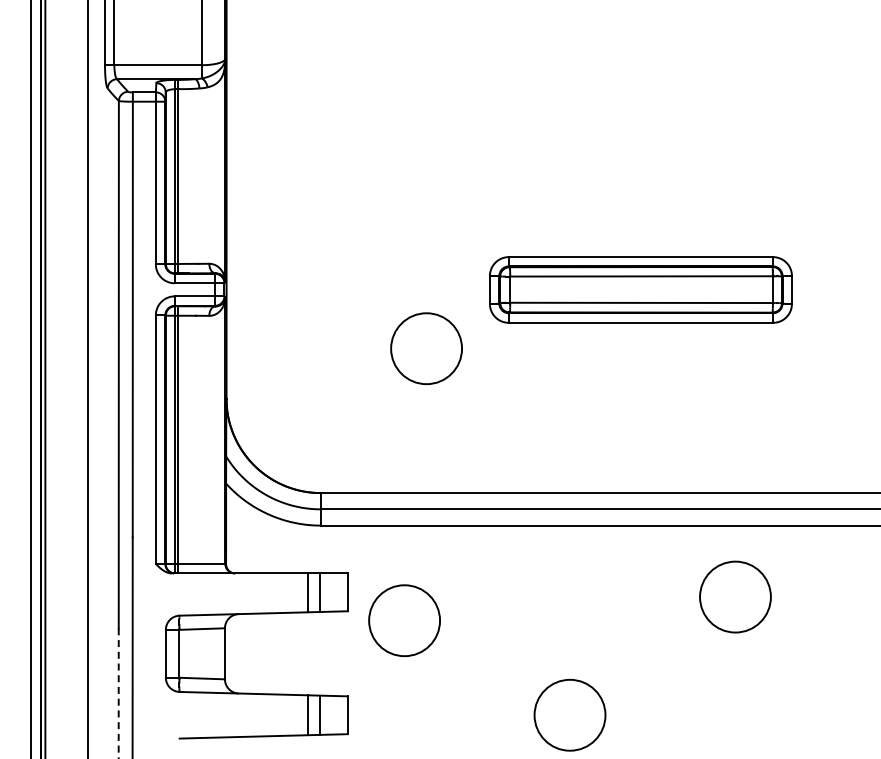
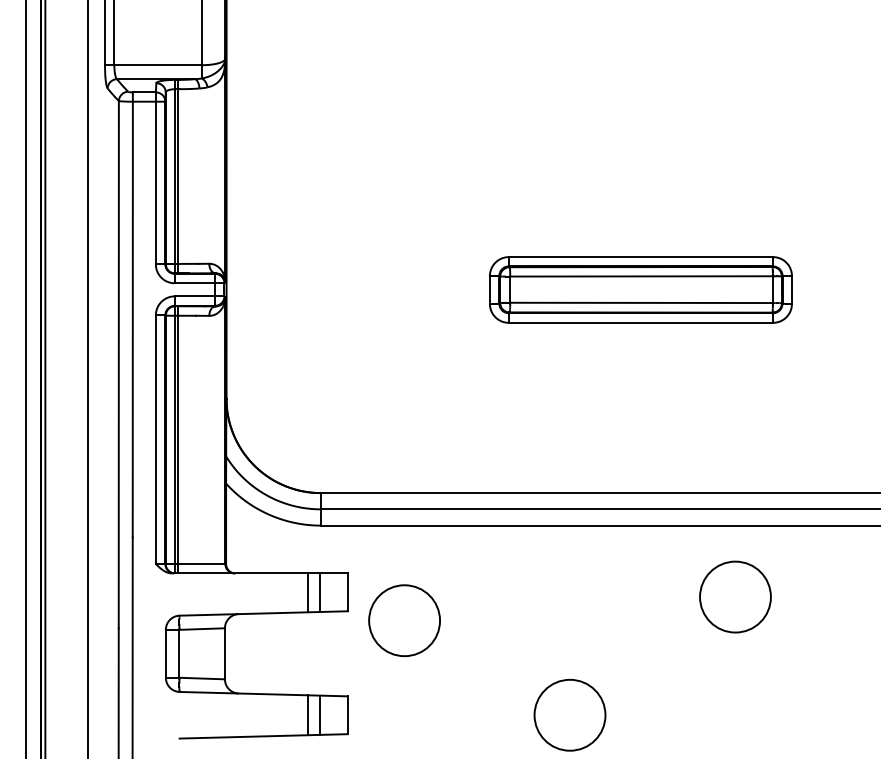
circle: present -> none (426, 348)
line position: (31, 378) -> (26, 378) (26, 378)
line: dashed -> solid (118, 693)
